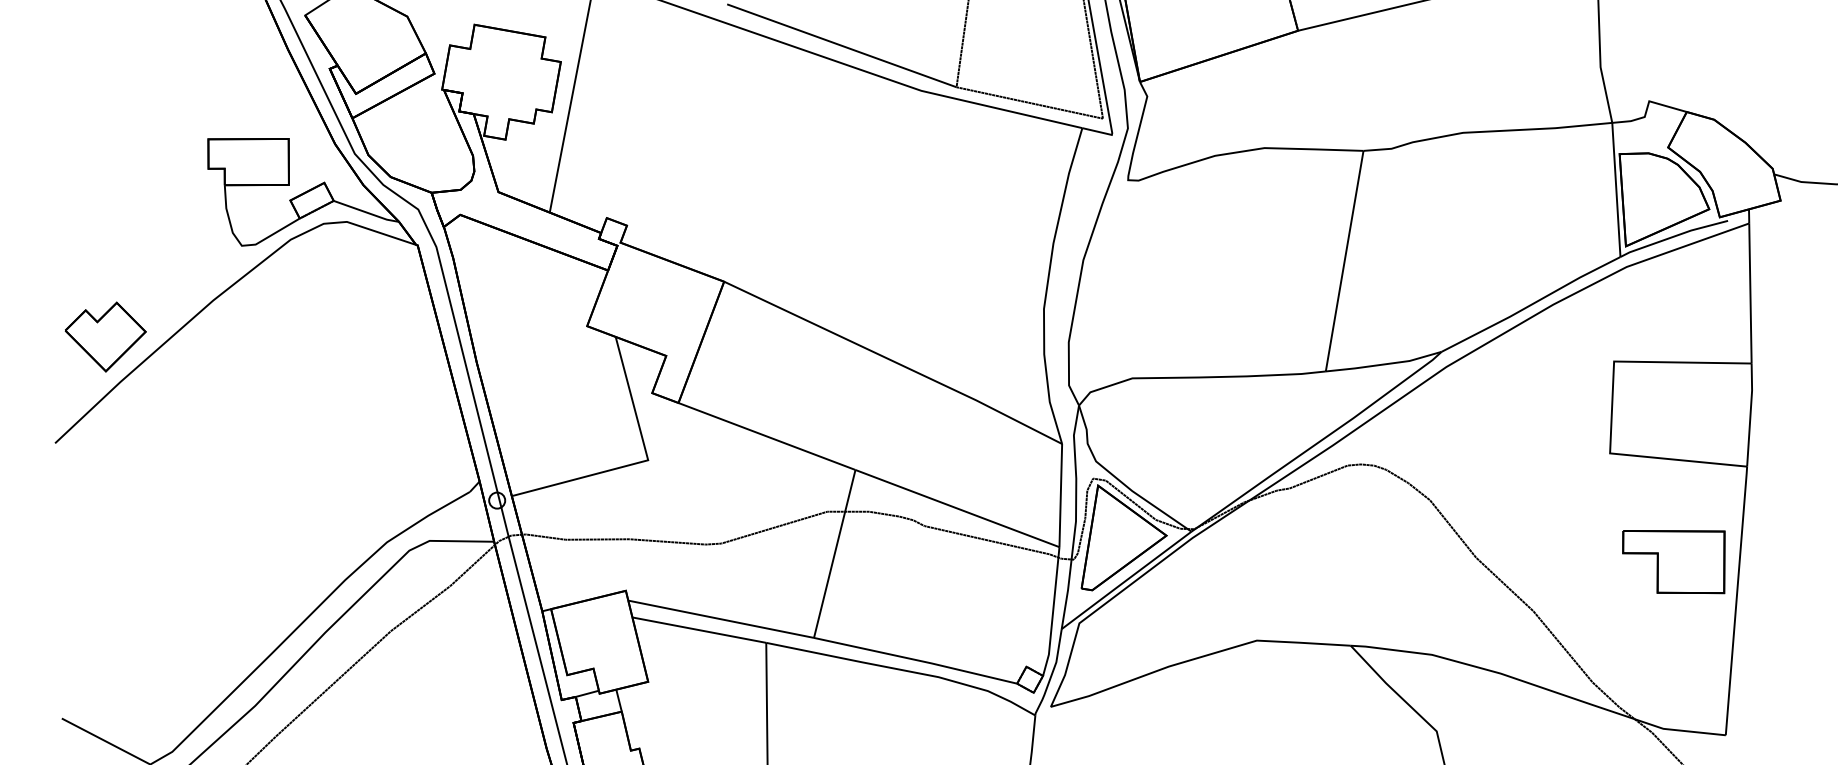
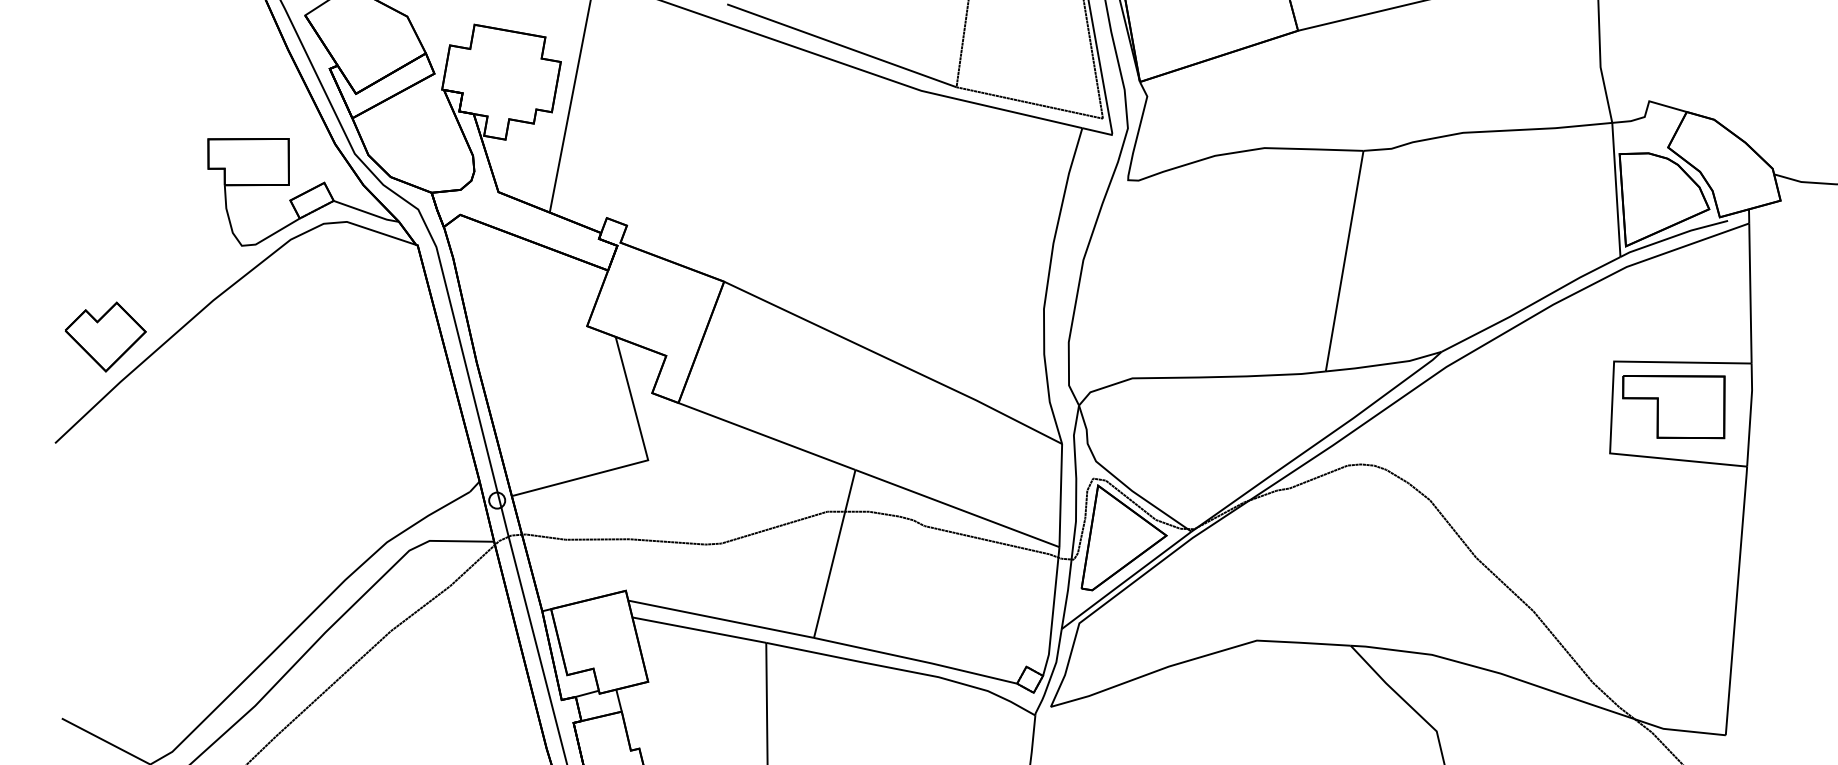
part position: (1673, 562) -> (1673, 407) (1673, 407)
